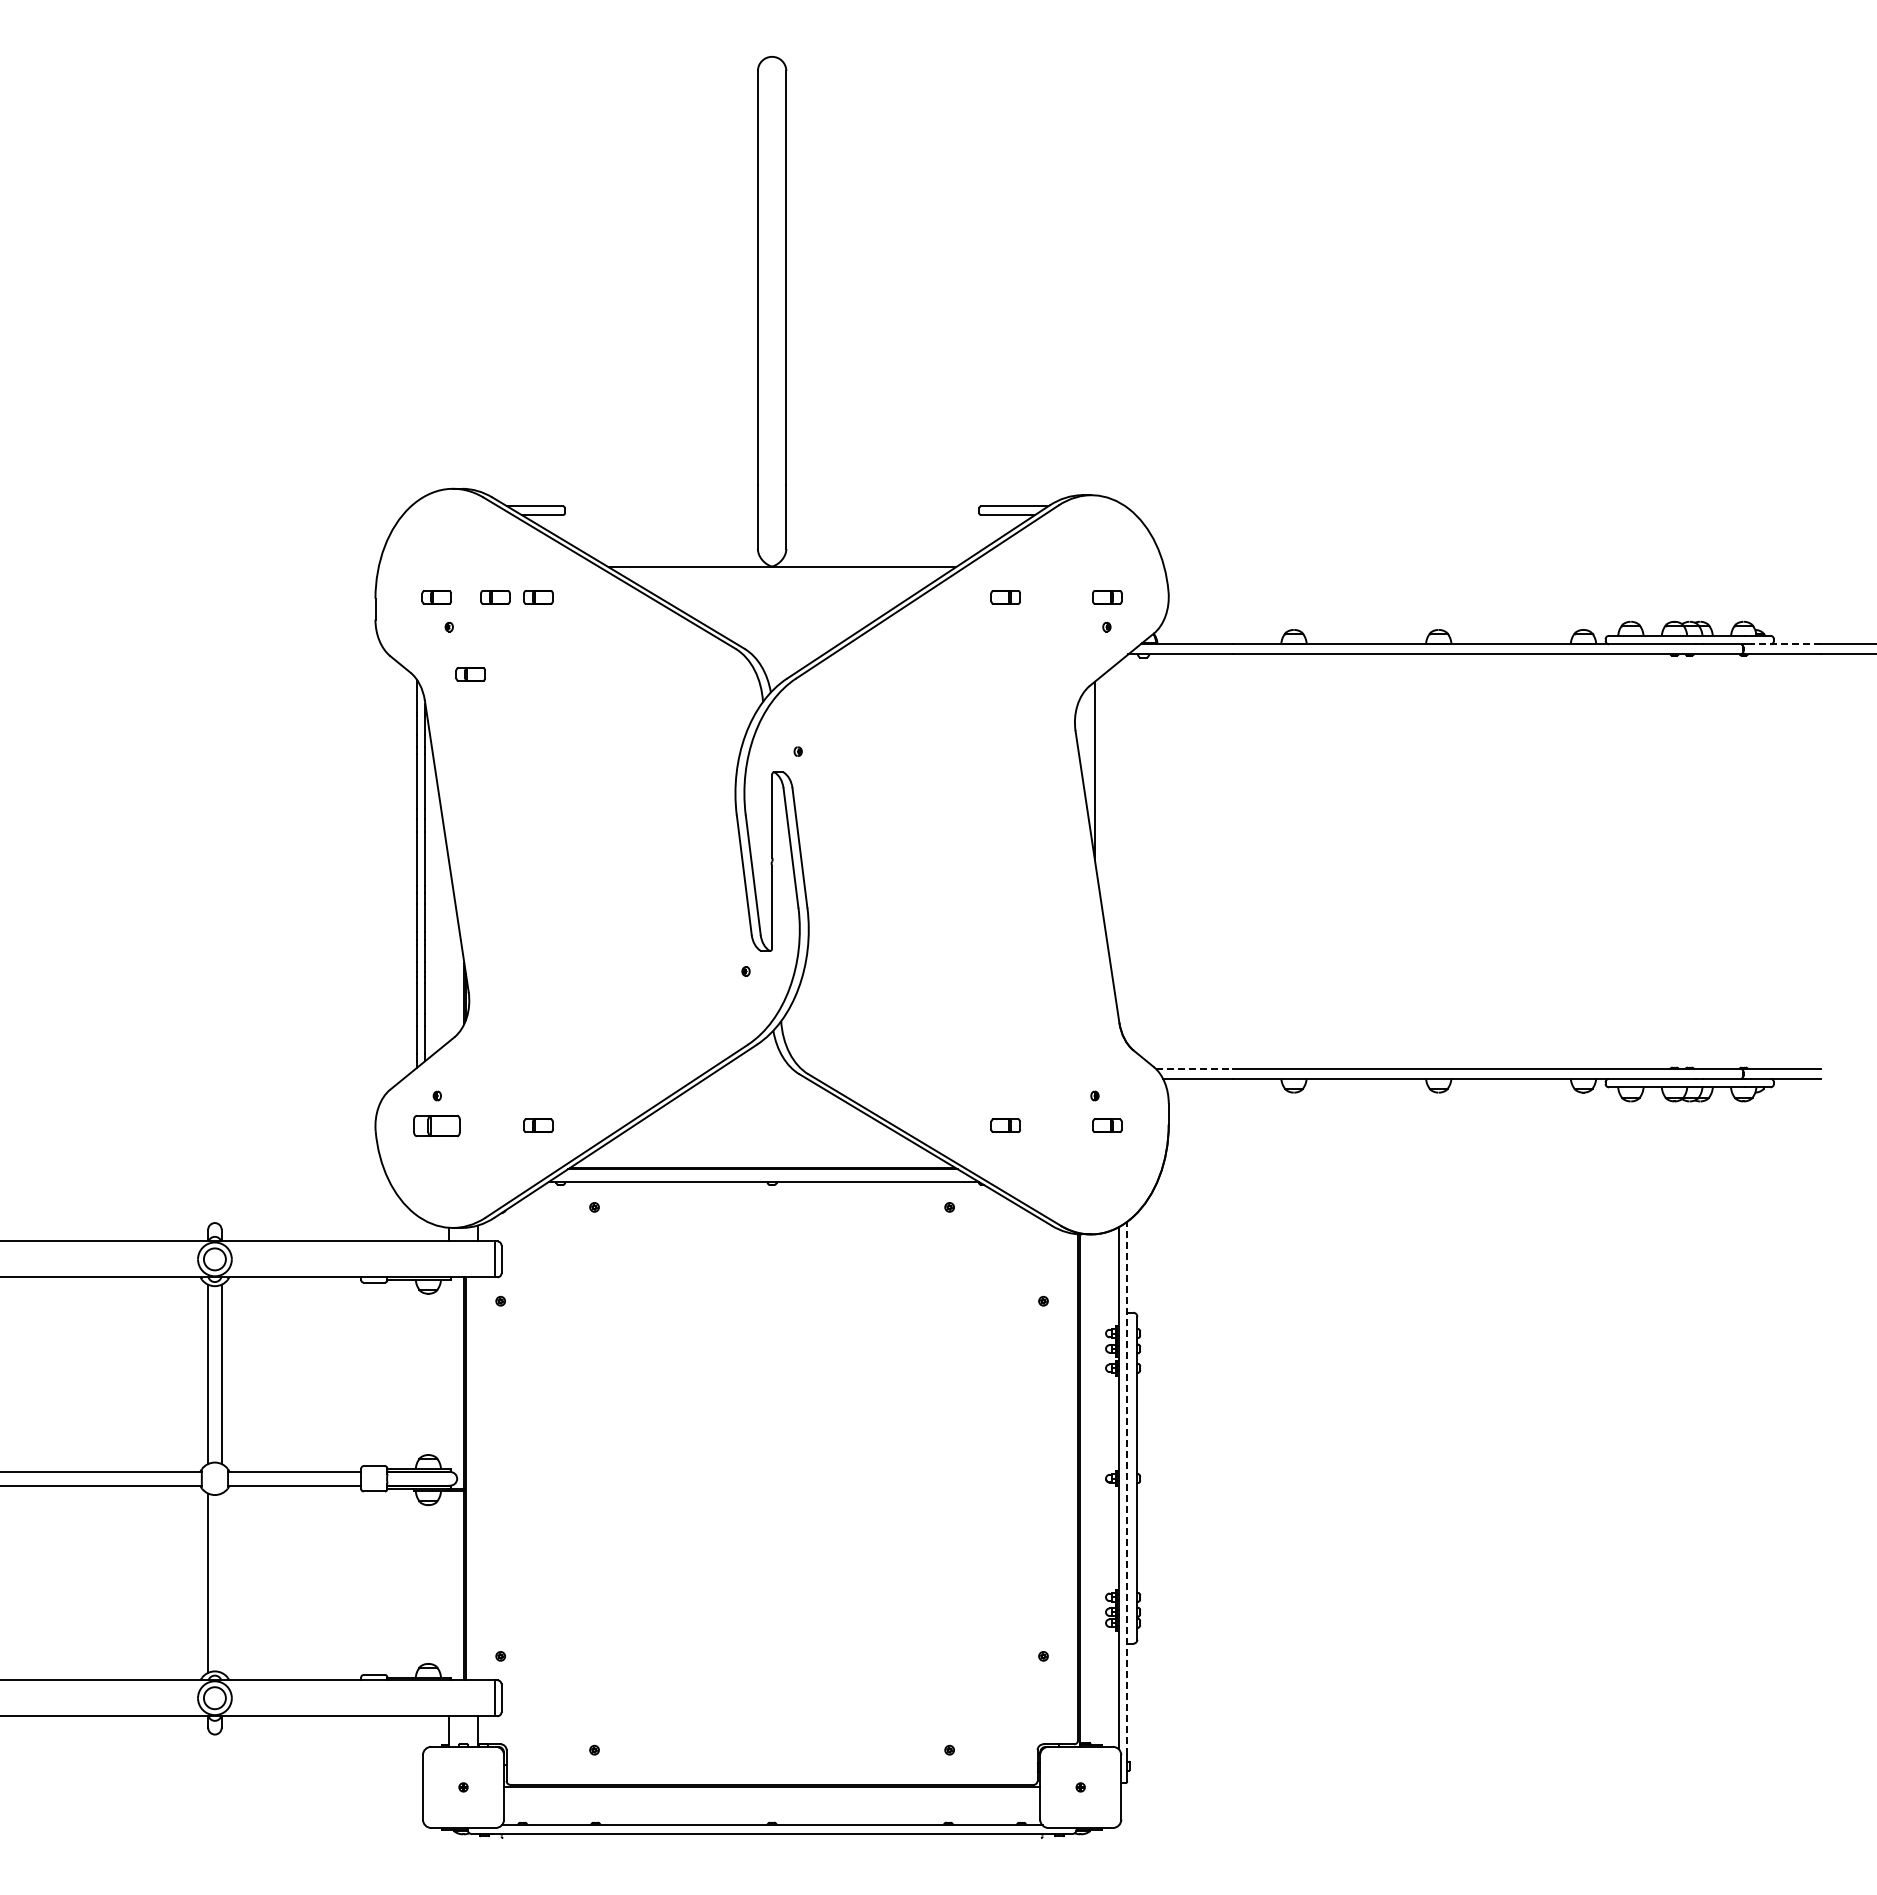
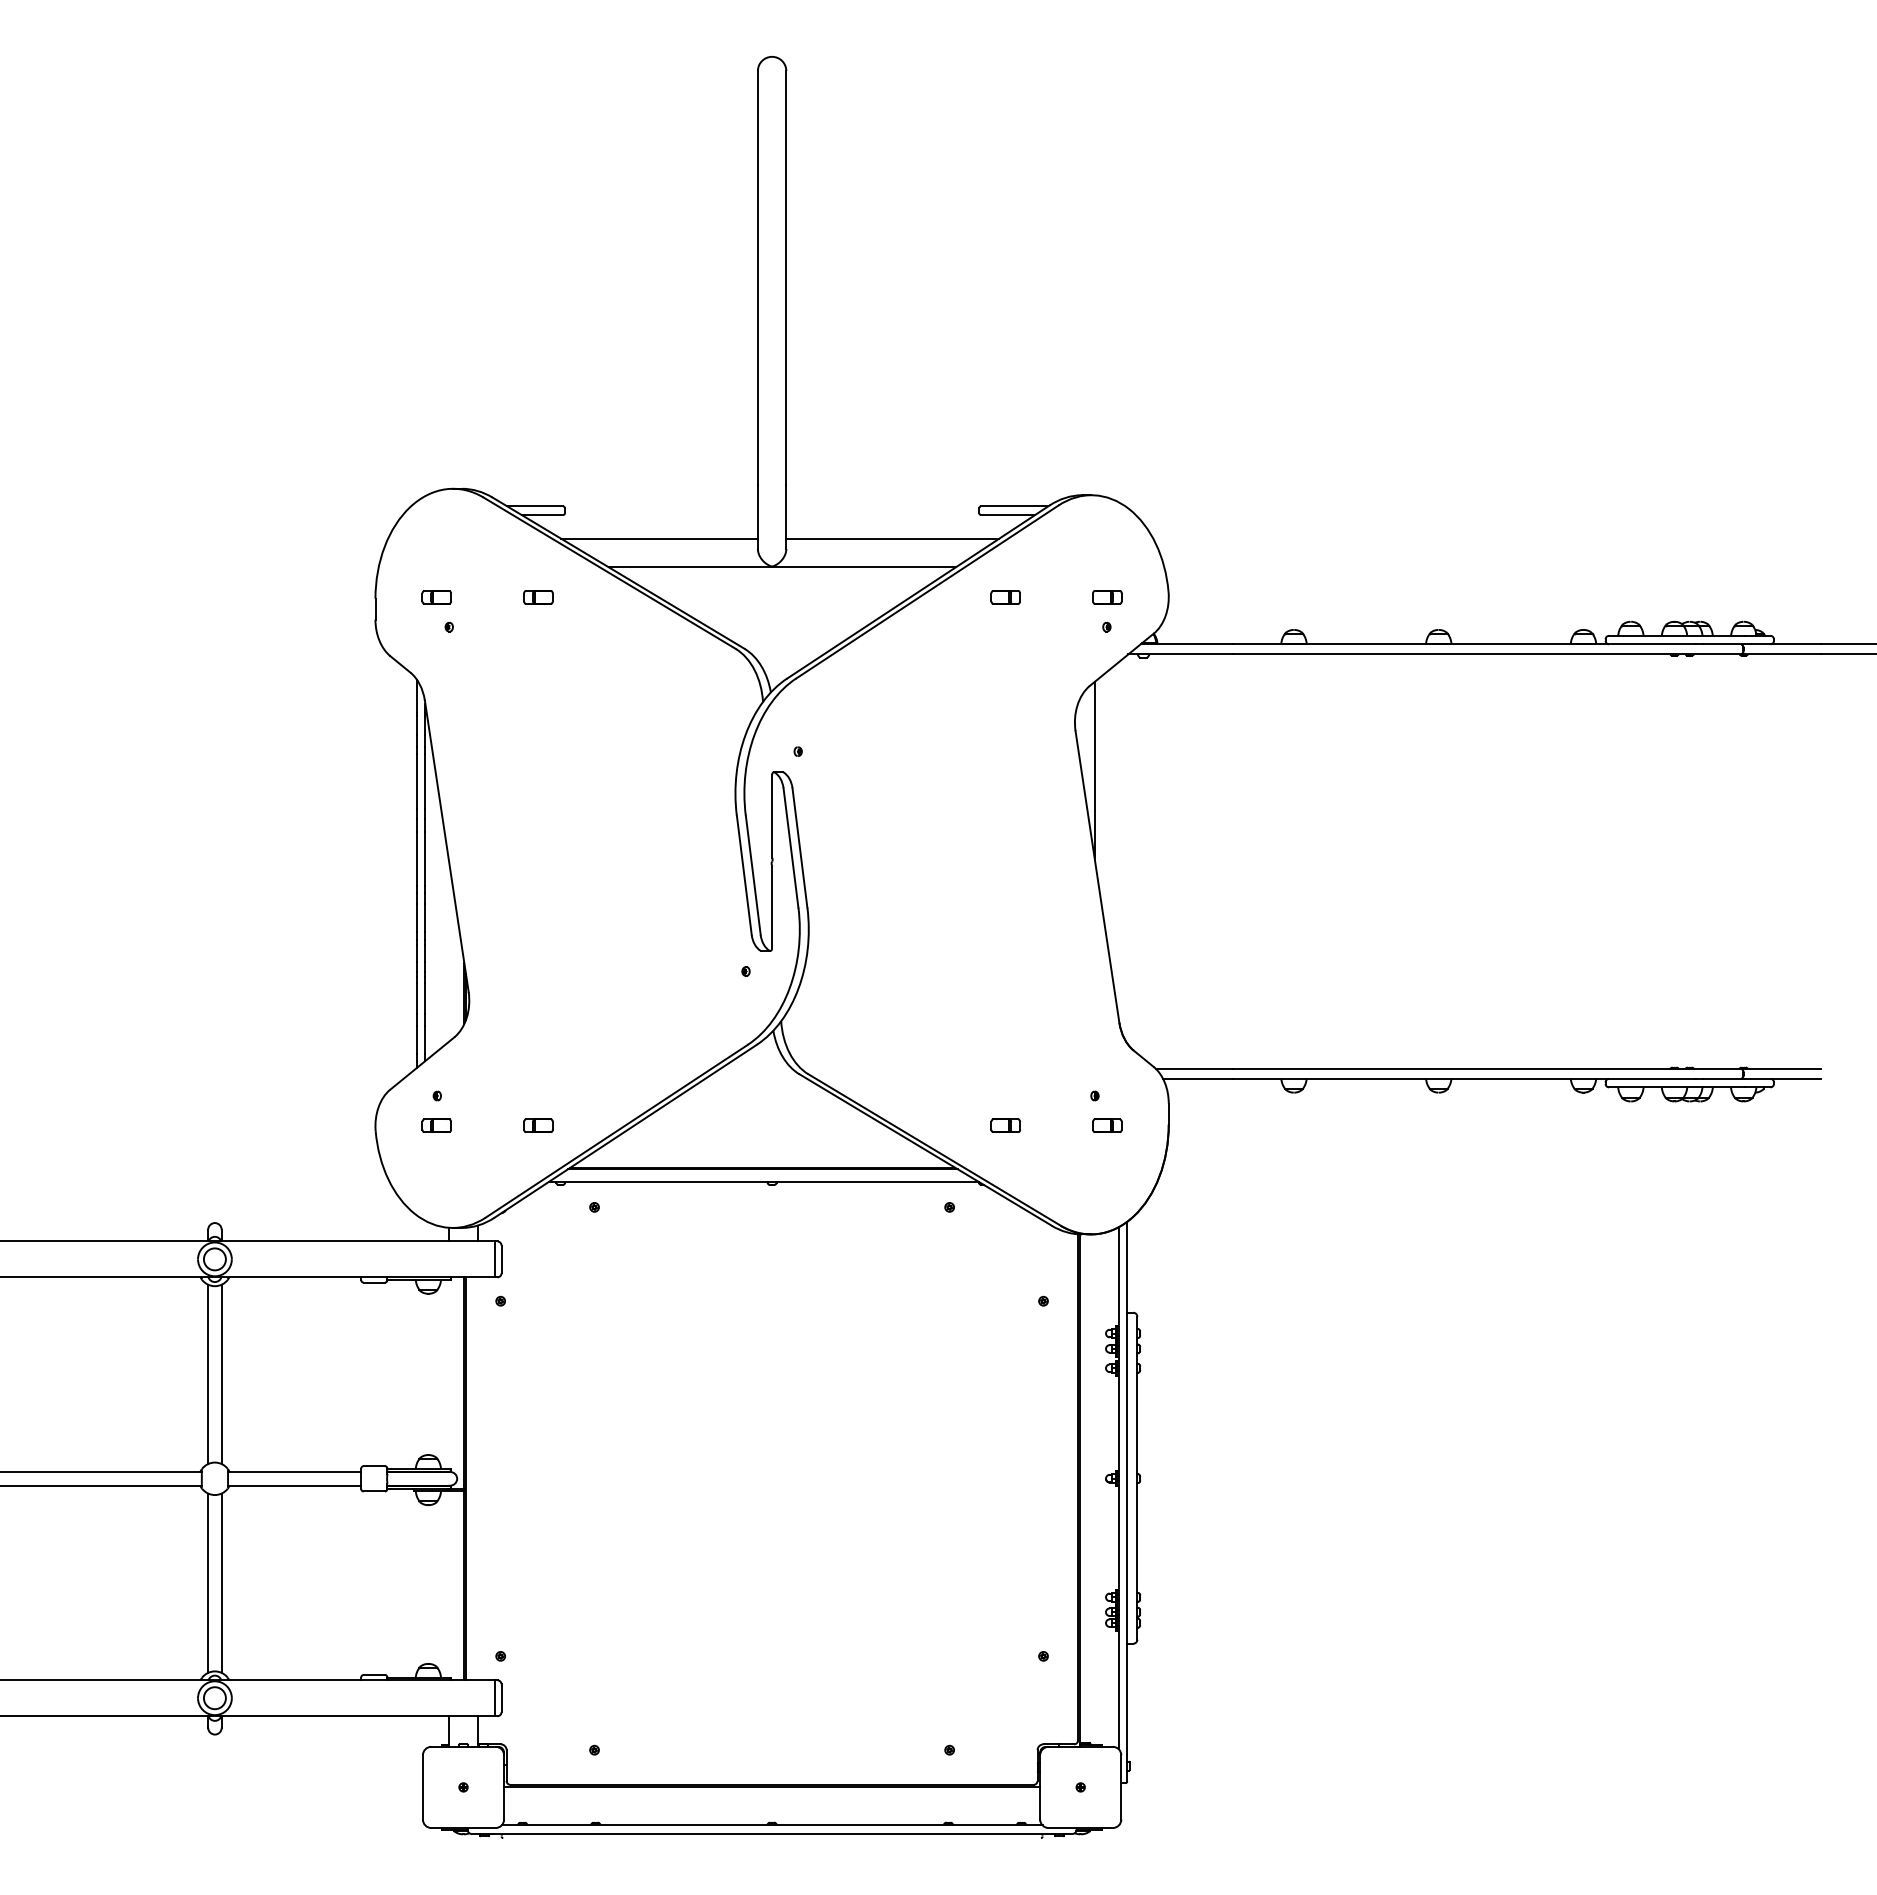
line: none -> present (659, 538)
line: none -> present (892, 538)
part: present -> none (495, 597)
line: dashed -> solid (1786, 644)
part: present -> none (470, 674)
line: dashed -> solid (1194, 1068)
part size: 48x22 px -> 31x15 px (436, 1125)
line: dashed -> solid (1127, 1488)
line: none -> present (221, 1582)
